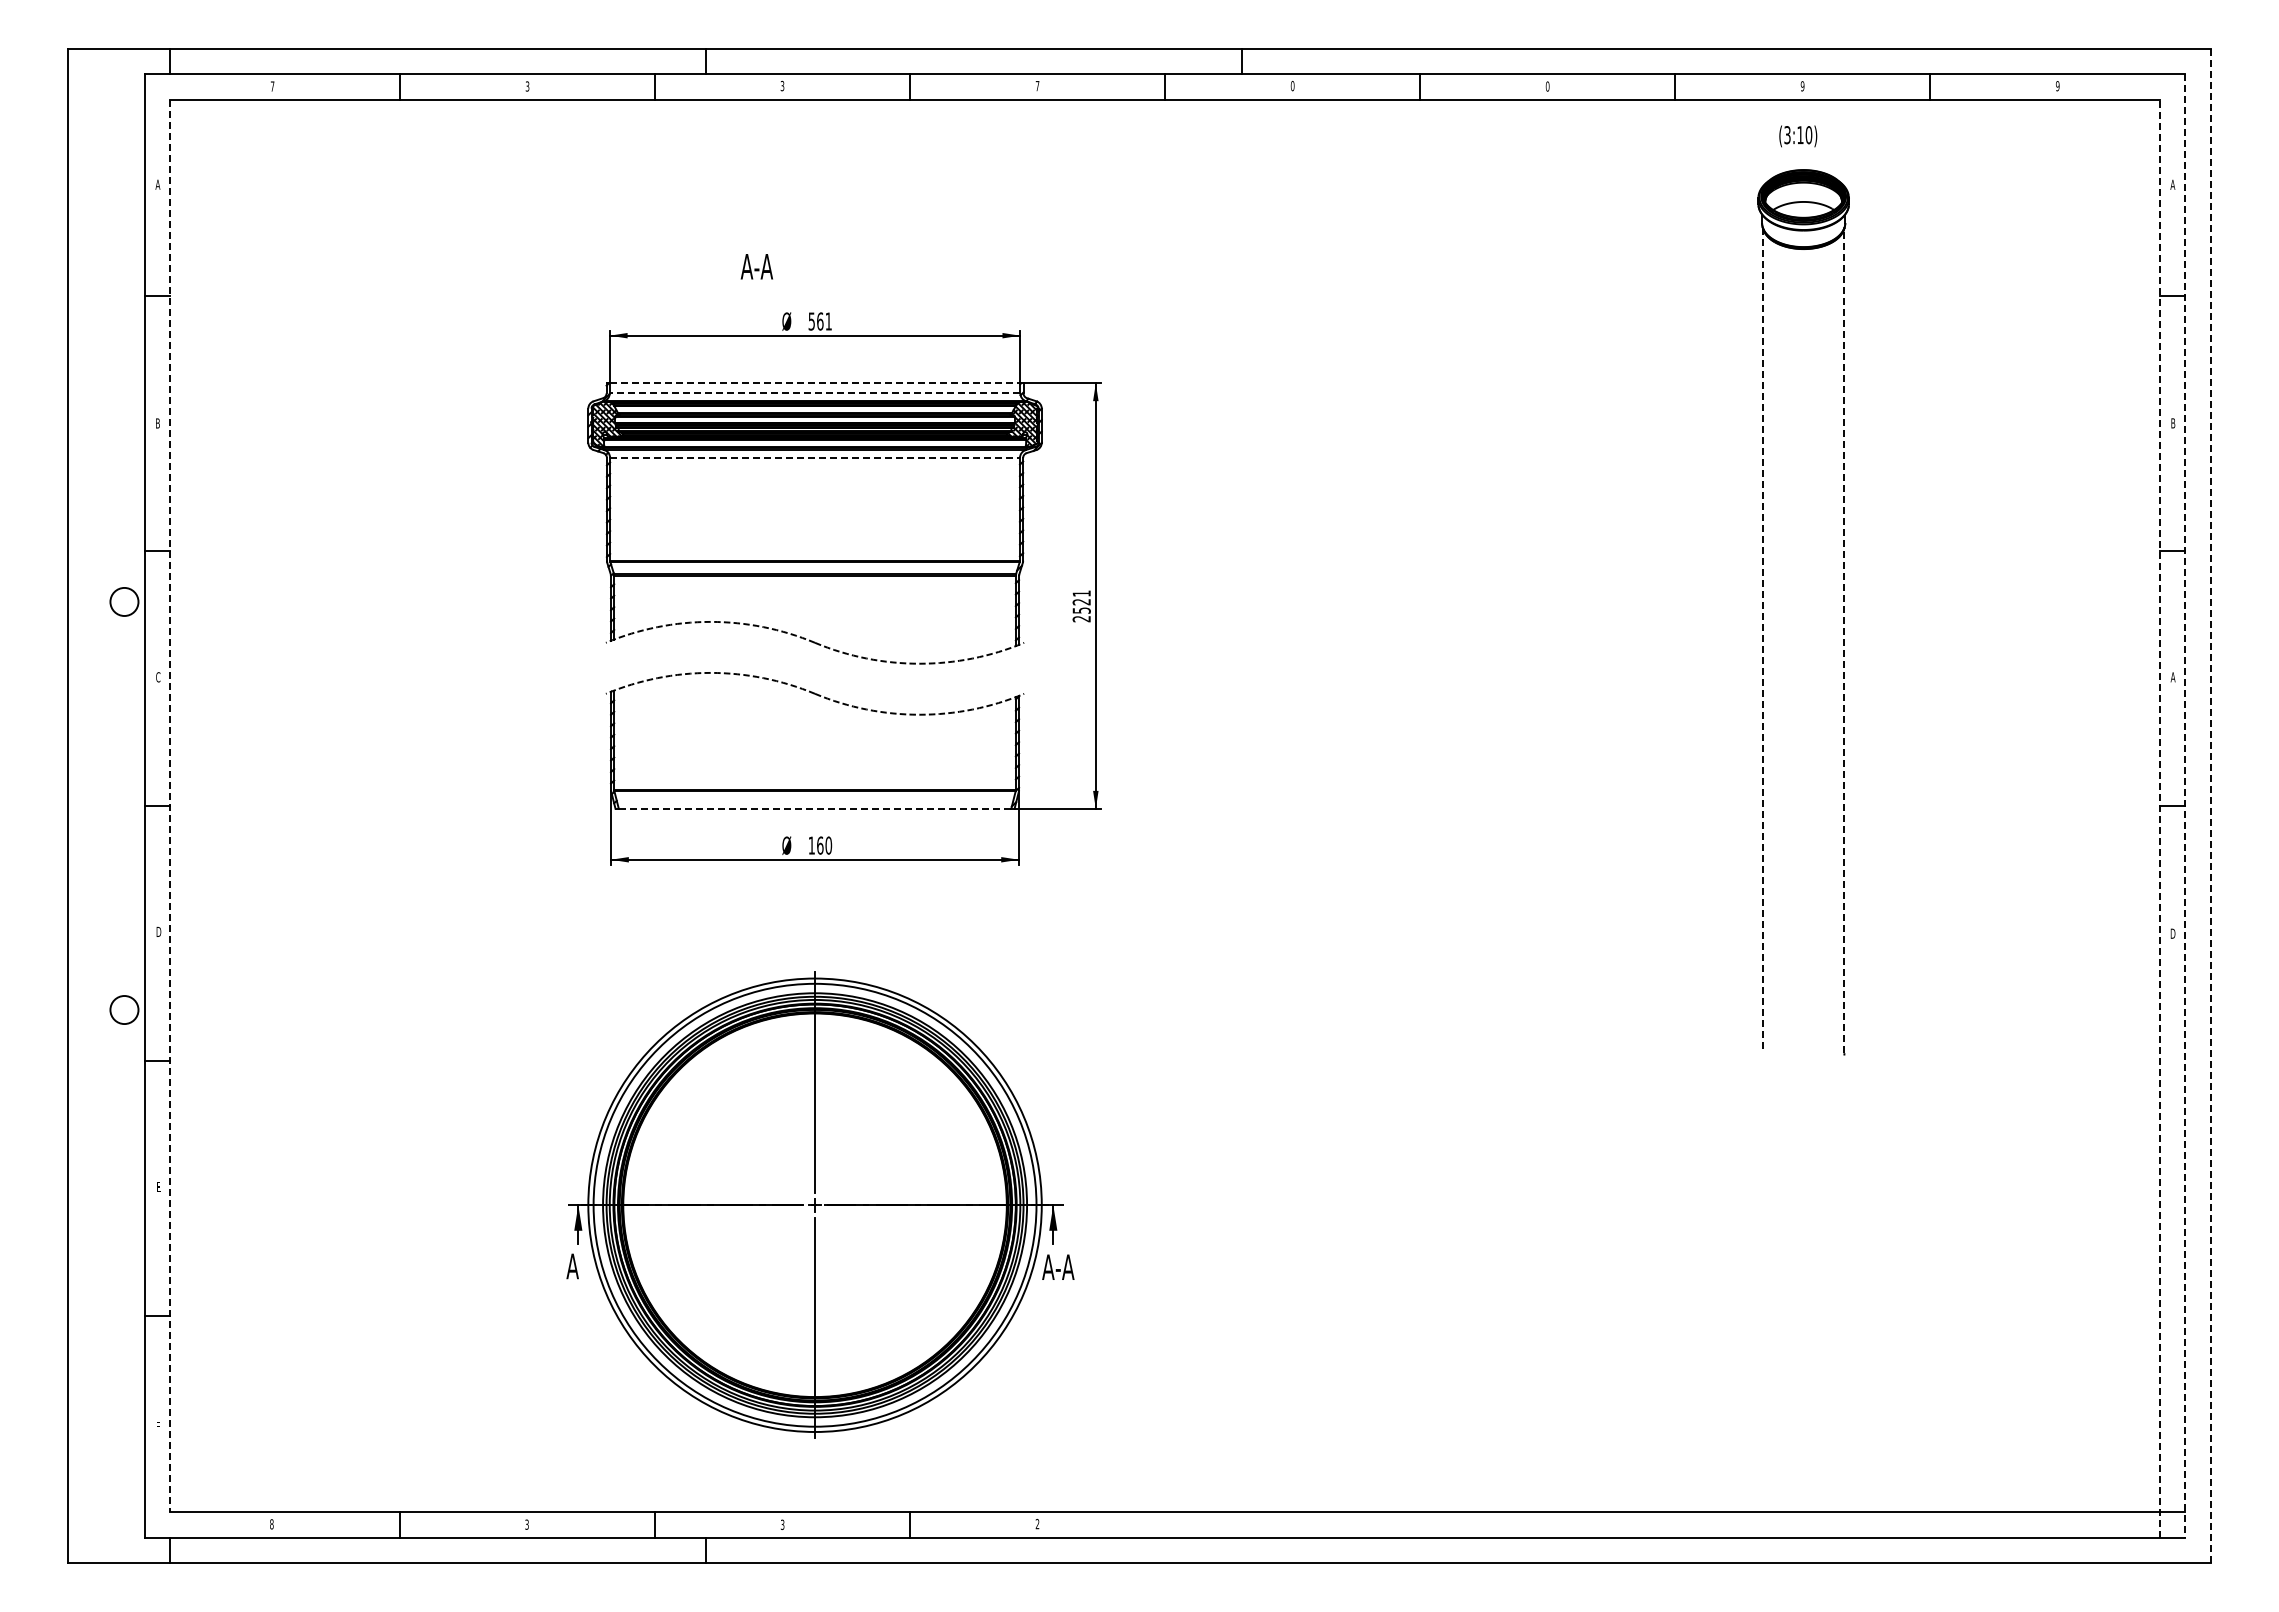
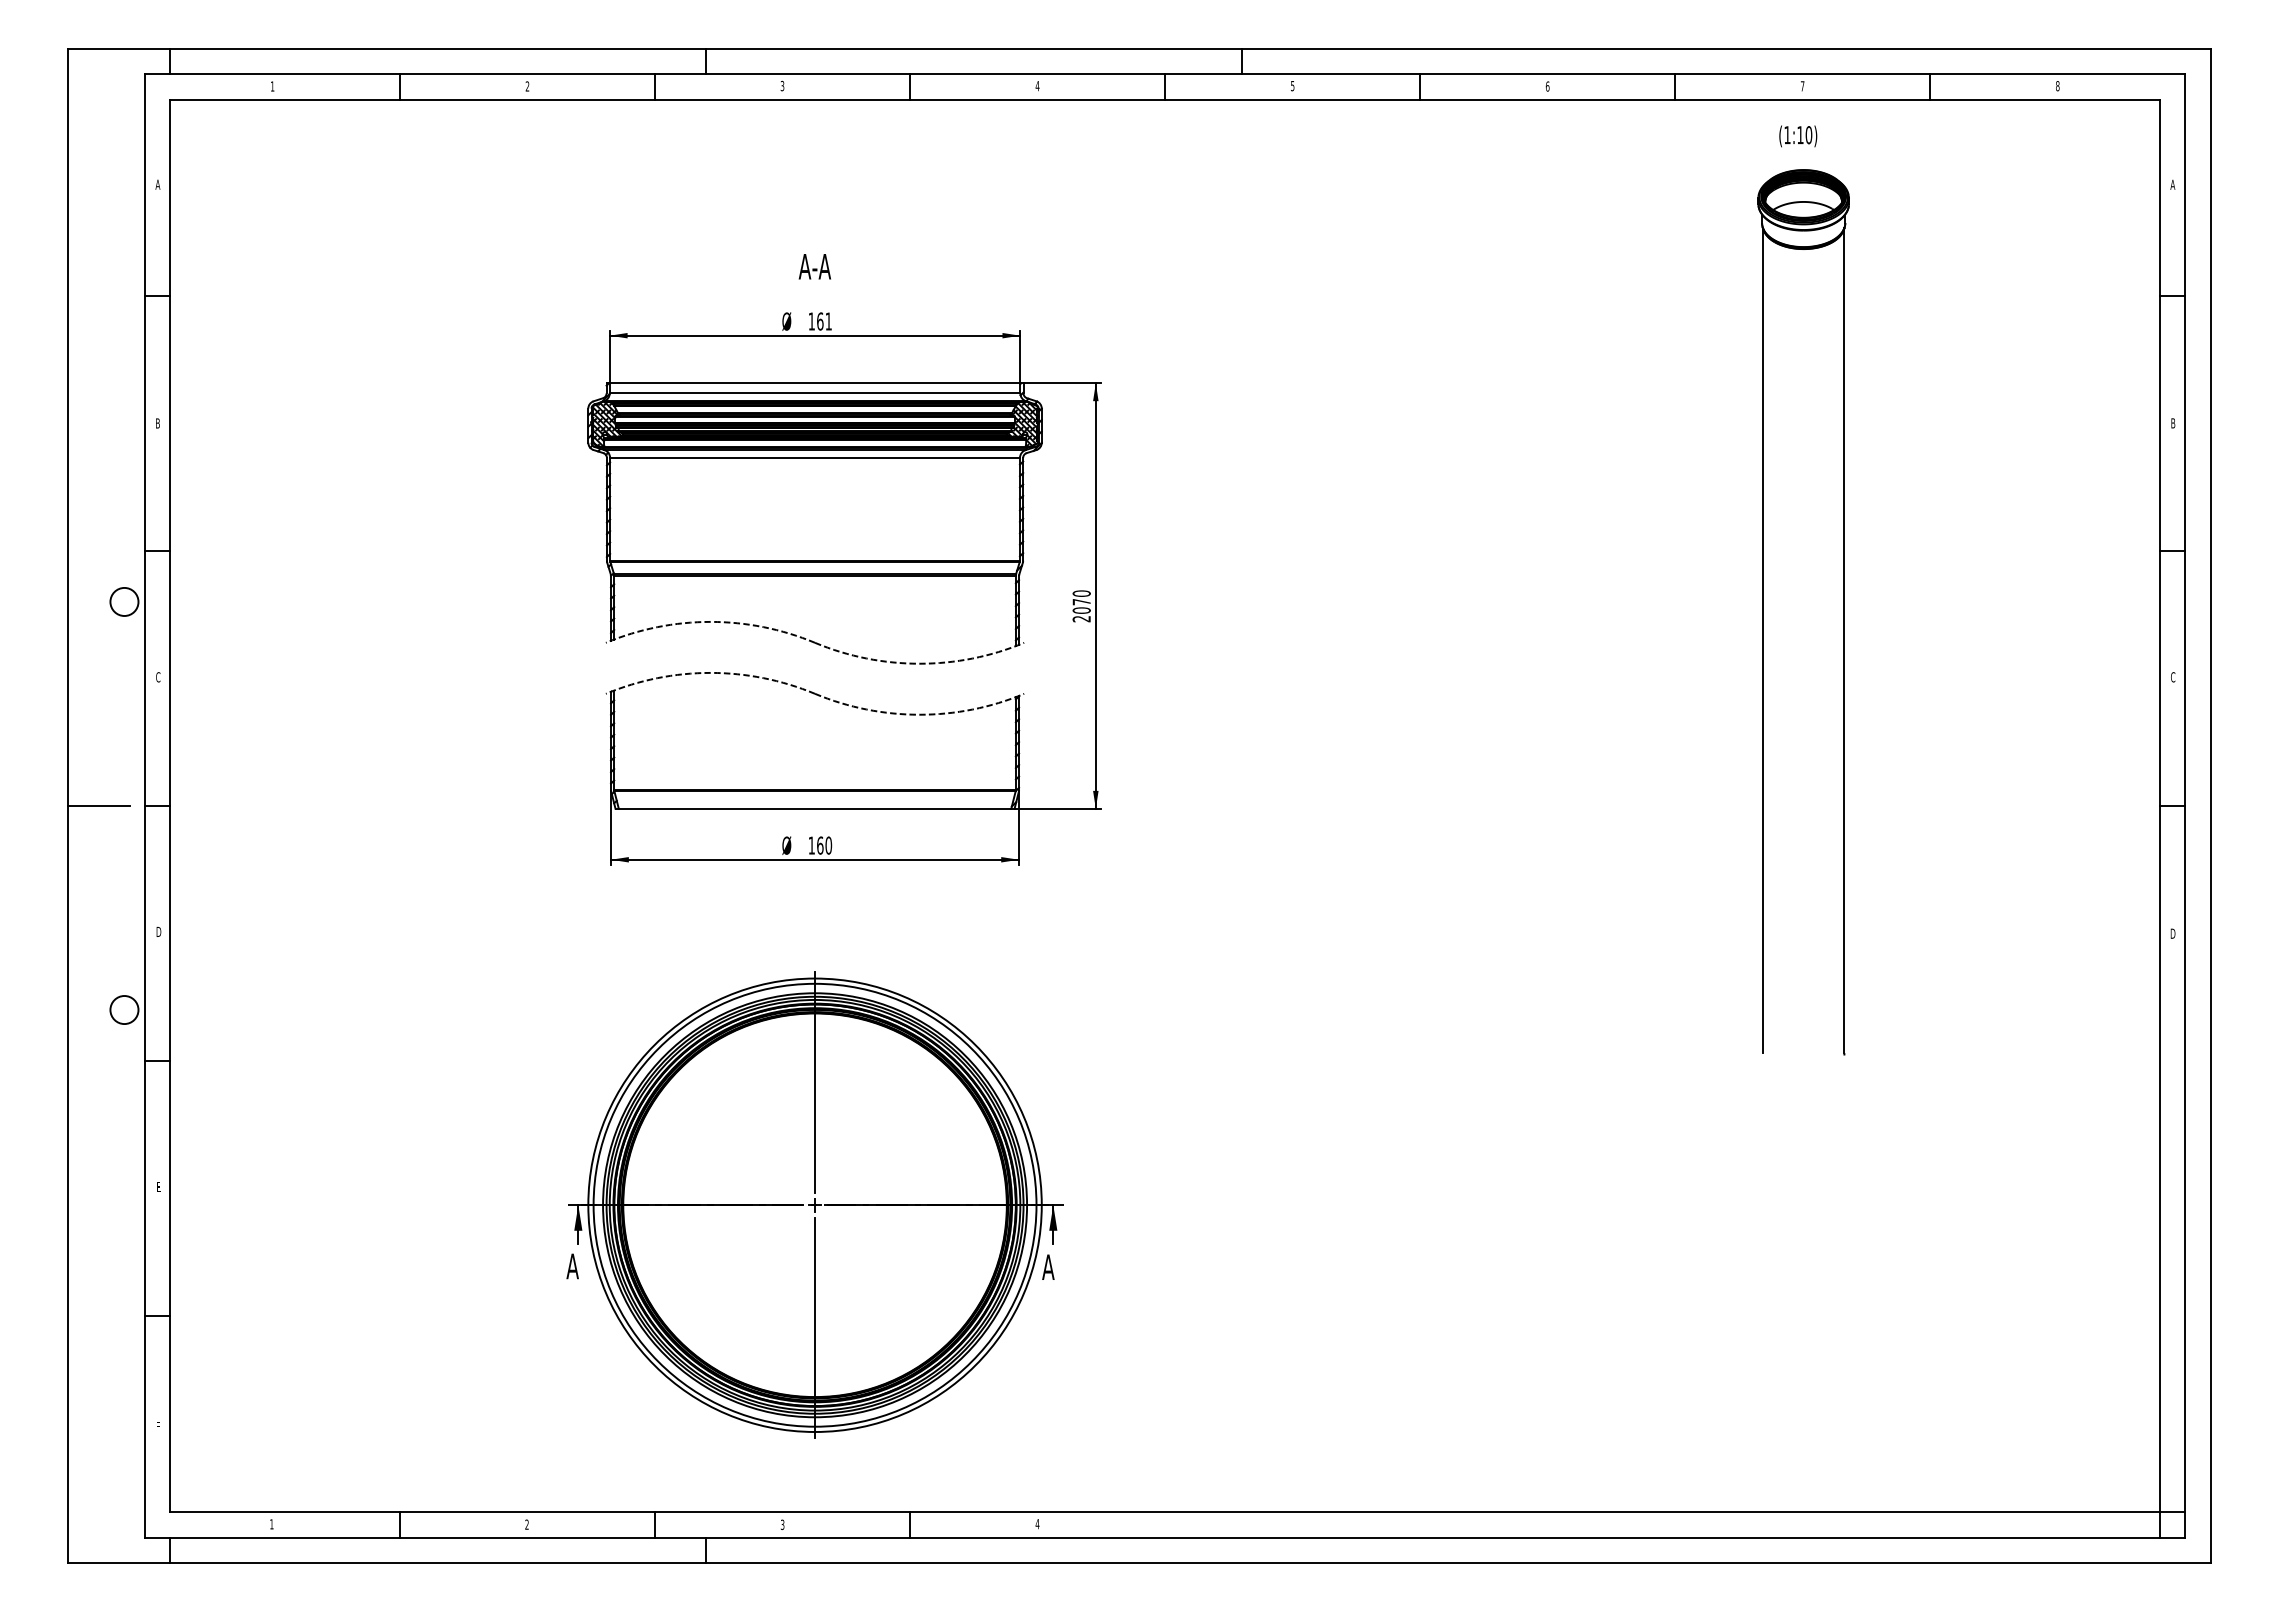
text: 0 -> 5 (1292, 85)
text: 7 -> 1 (272, 86)
text: 3 -> 2 (527, 86)
text: 7 -> 4 (1037, 86)
text: 0 -> 6 (1547, 86)
text: 9 -> 7 (1802, 86)
text: 9 -> 8 (2057, 86)
text: (3:10) -> (1:10) (1787, 135)
text position: (756, 266) -> (814, 266) (814, 266)
text: 561 -> 161 (811, 321)
line: dashed -> solid (815, 383)
line: dashed -> solid (814, 393)
line: dashed -> solid (815, 457)
text: 2521 -> 2070 (1081, 601)
line: dashed -> solid (1762, 640)
line: dashed -> solid (1844, 640)
text: A -> C (2172, 677)
line: dashed -> solid (2210, 805)
line: none -> present (98, 806)
line: dashed -> solid (170, 806)
line: dashed -> solid (2185, 806)
line: dashed -> solid (815, 808)
line: dashed -> solid (2159, 818)
text: A-A -> A (1064, 1266)
text: 2 -> 4 (1037, 1523)
text: 8 -> 1 (271, 1524)
text: 3 -> 2 (526, 1524)
